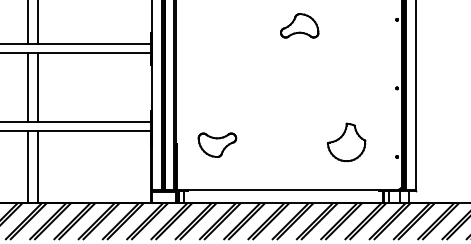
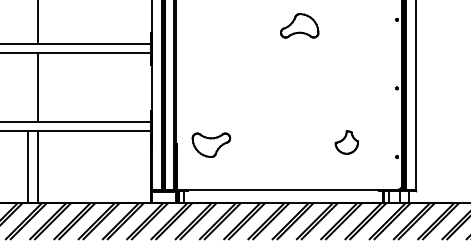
line: present -> none (28, 23)
line: present -> none (28, 87)
part size: 40x41 px -> 25x25 px (346, 142)
part position: (217, 144) -> (211, 144) (211, 144)
